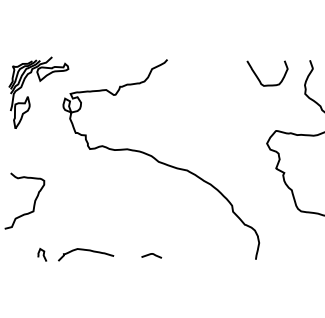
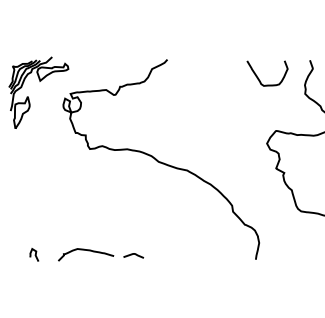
curve: present -> none (33, 203)
curve position: (42, 254) -> (34, 254) (34, 254)
curve position: (151, 254) -> (133, 254) (133, 254)
